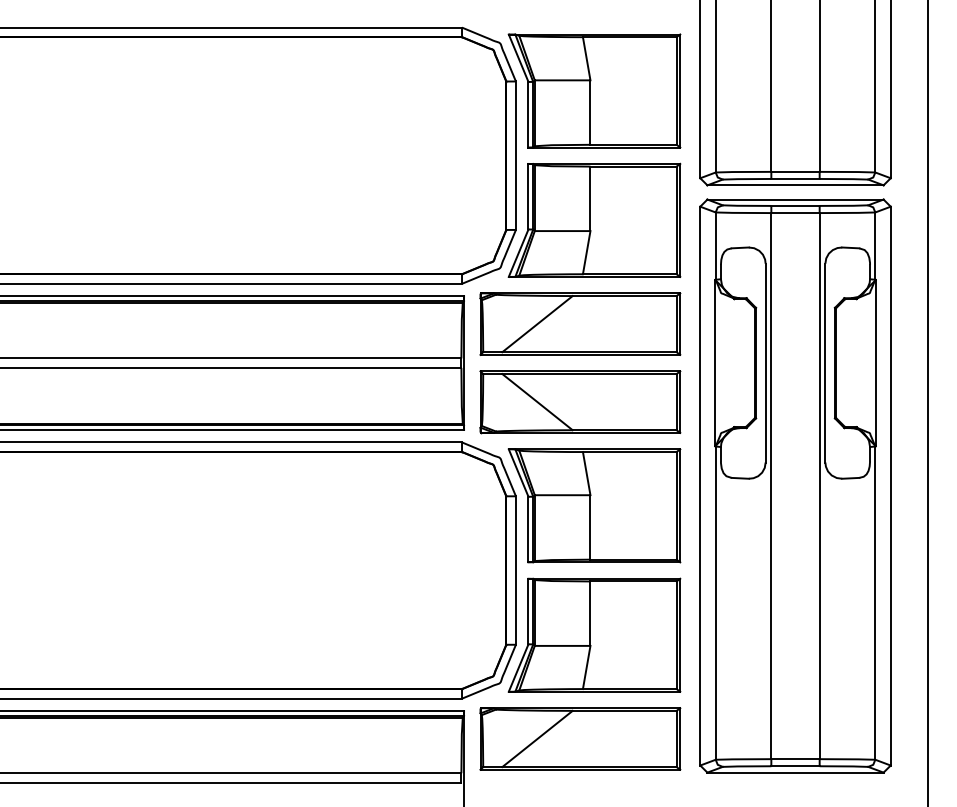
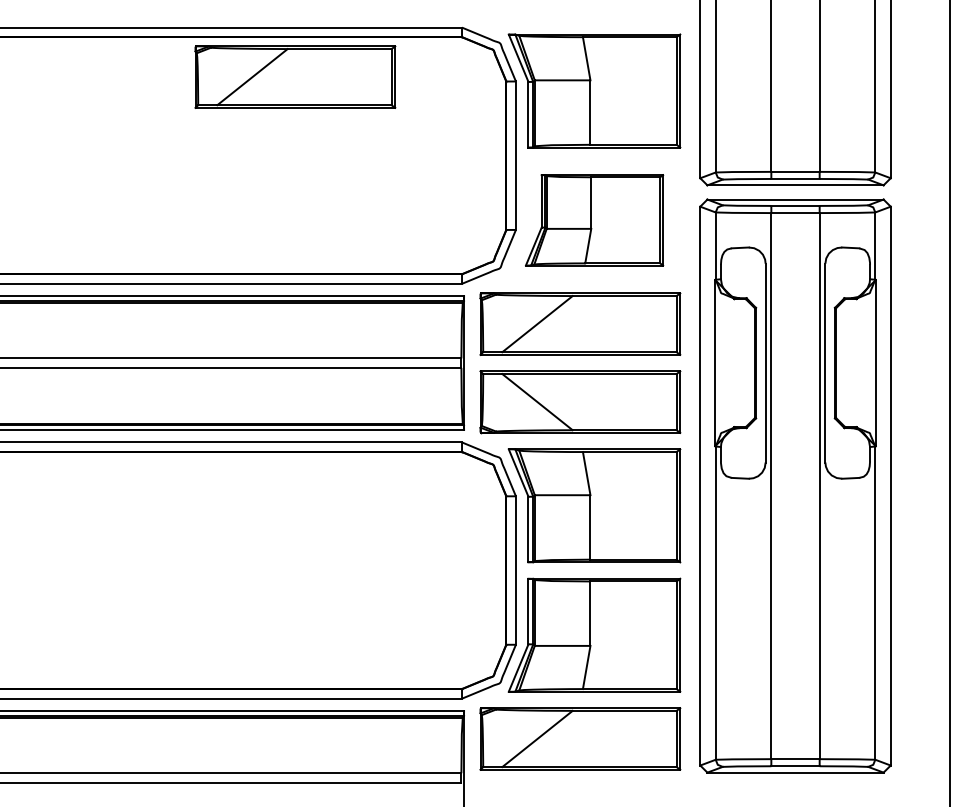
part: none -> present (295, 76)
part size: 175x116 px -> 140x93 px (594, 220)
line position: (928, 402) -> (950, 402) (950, 402)
